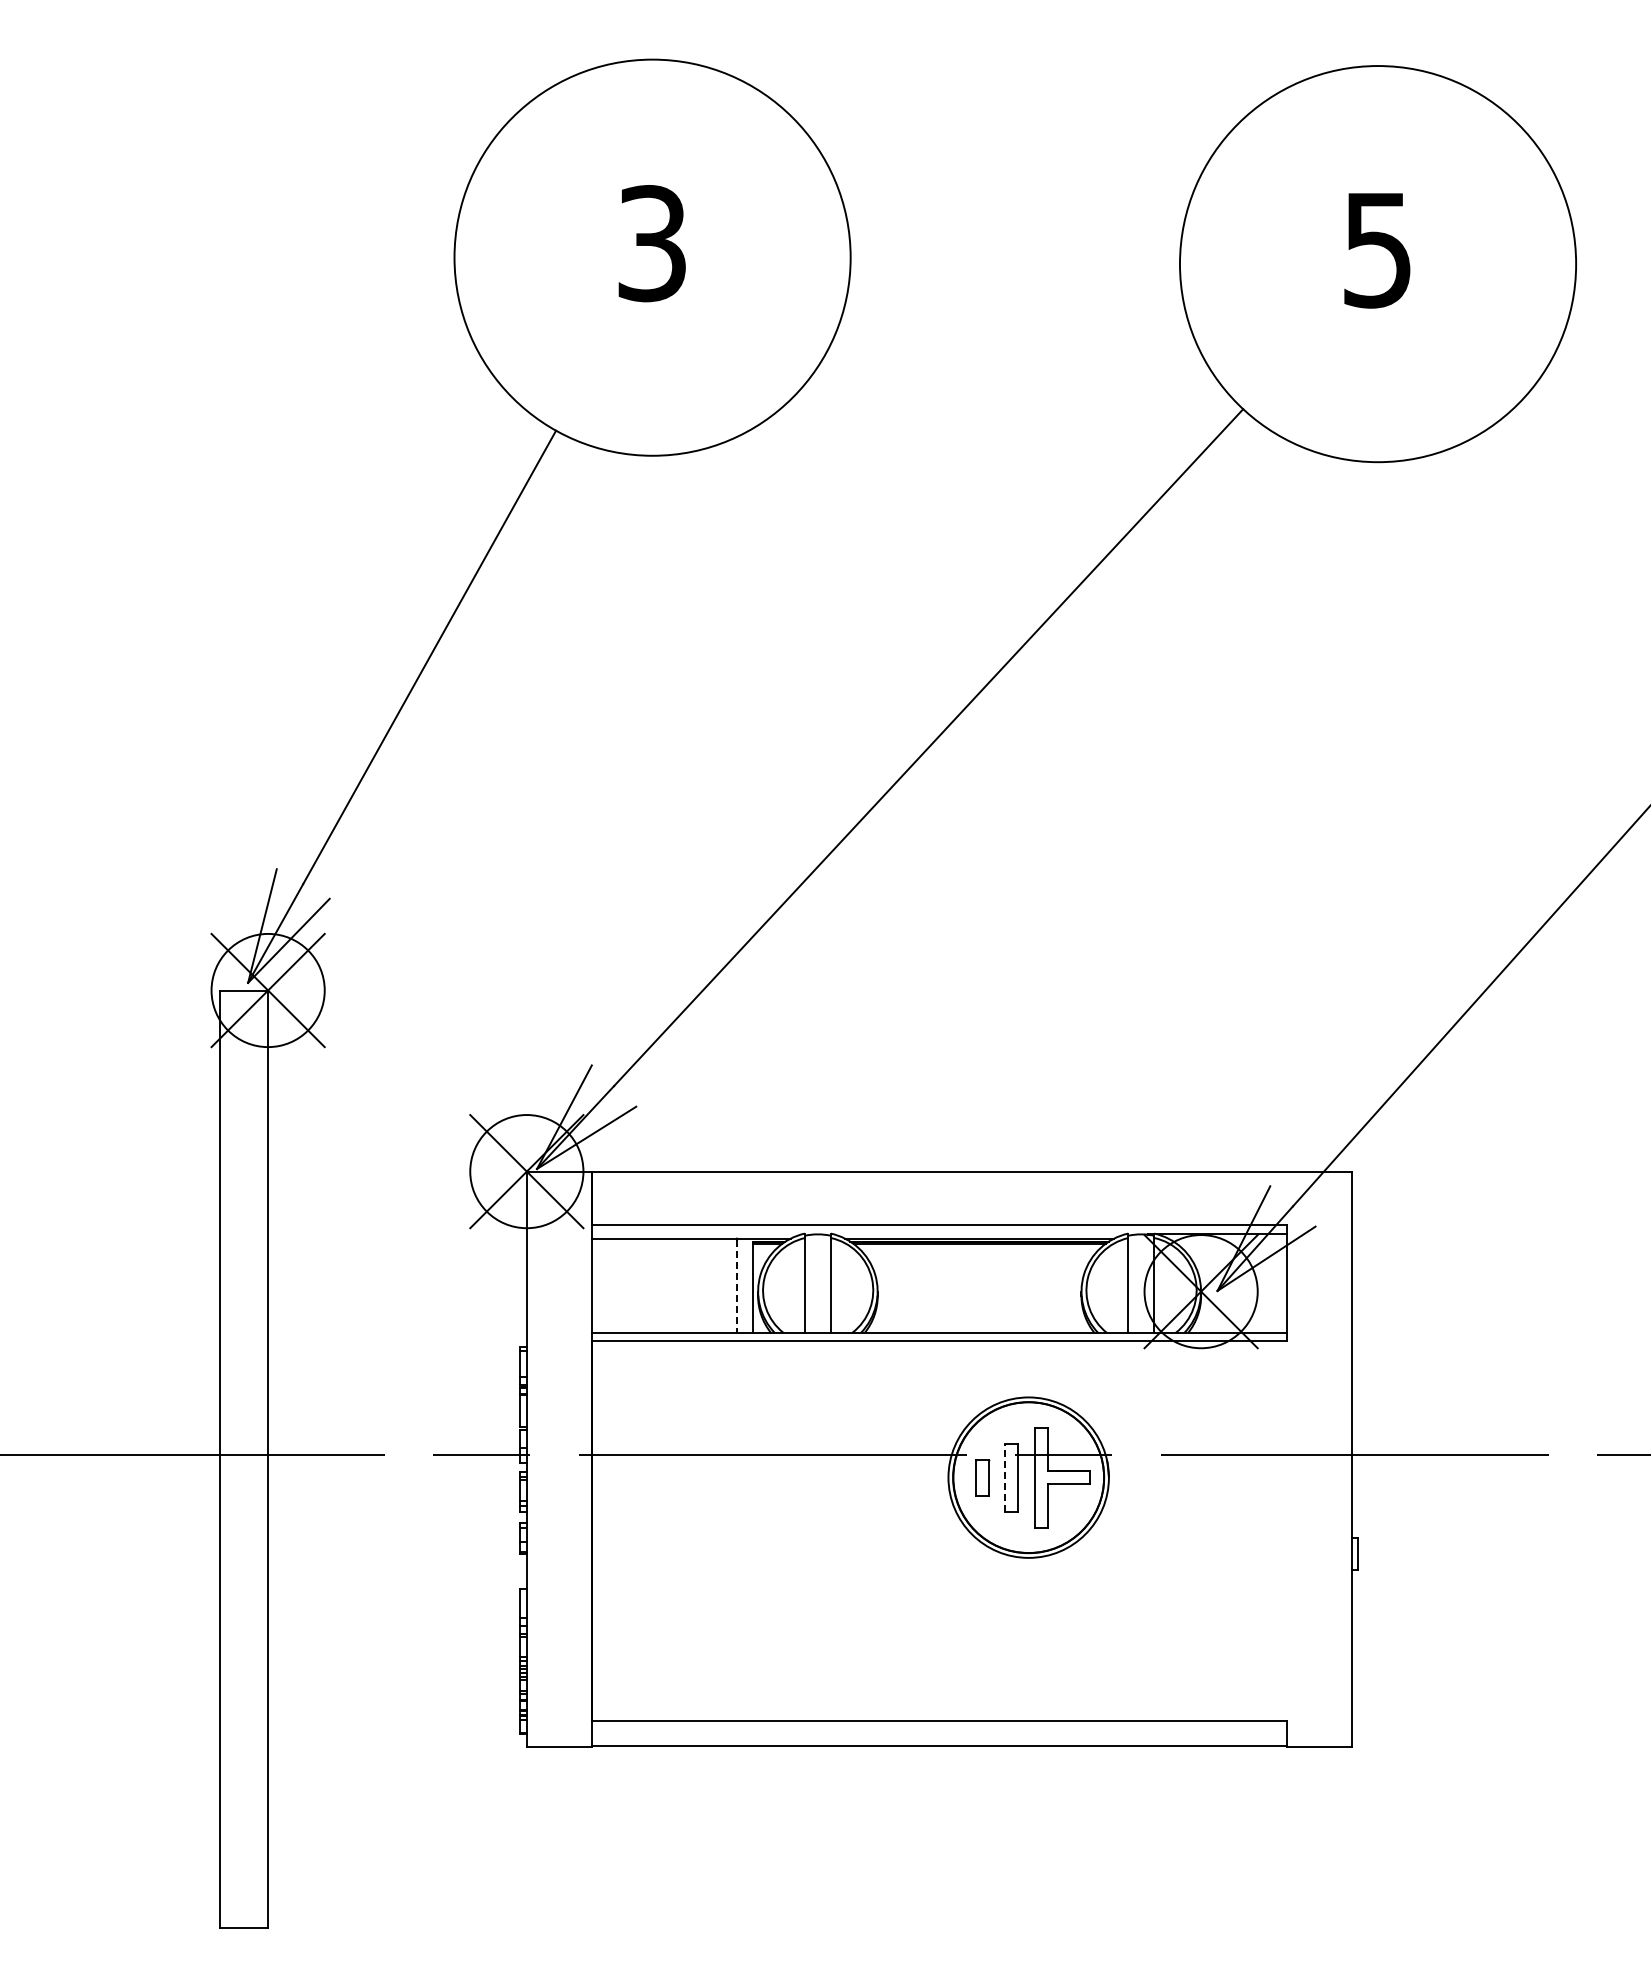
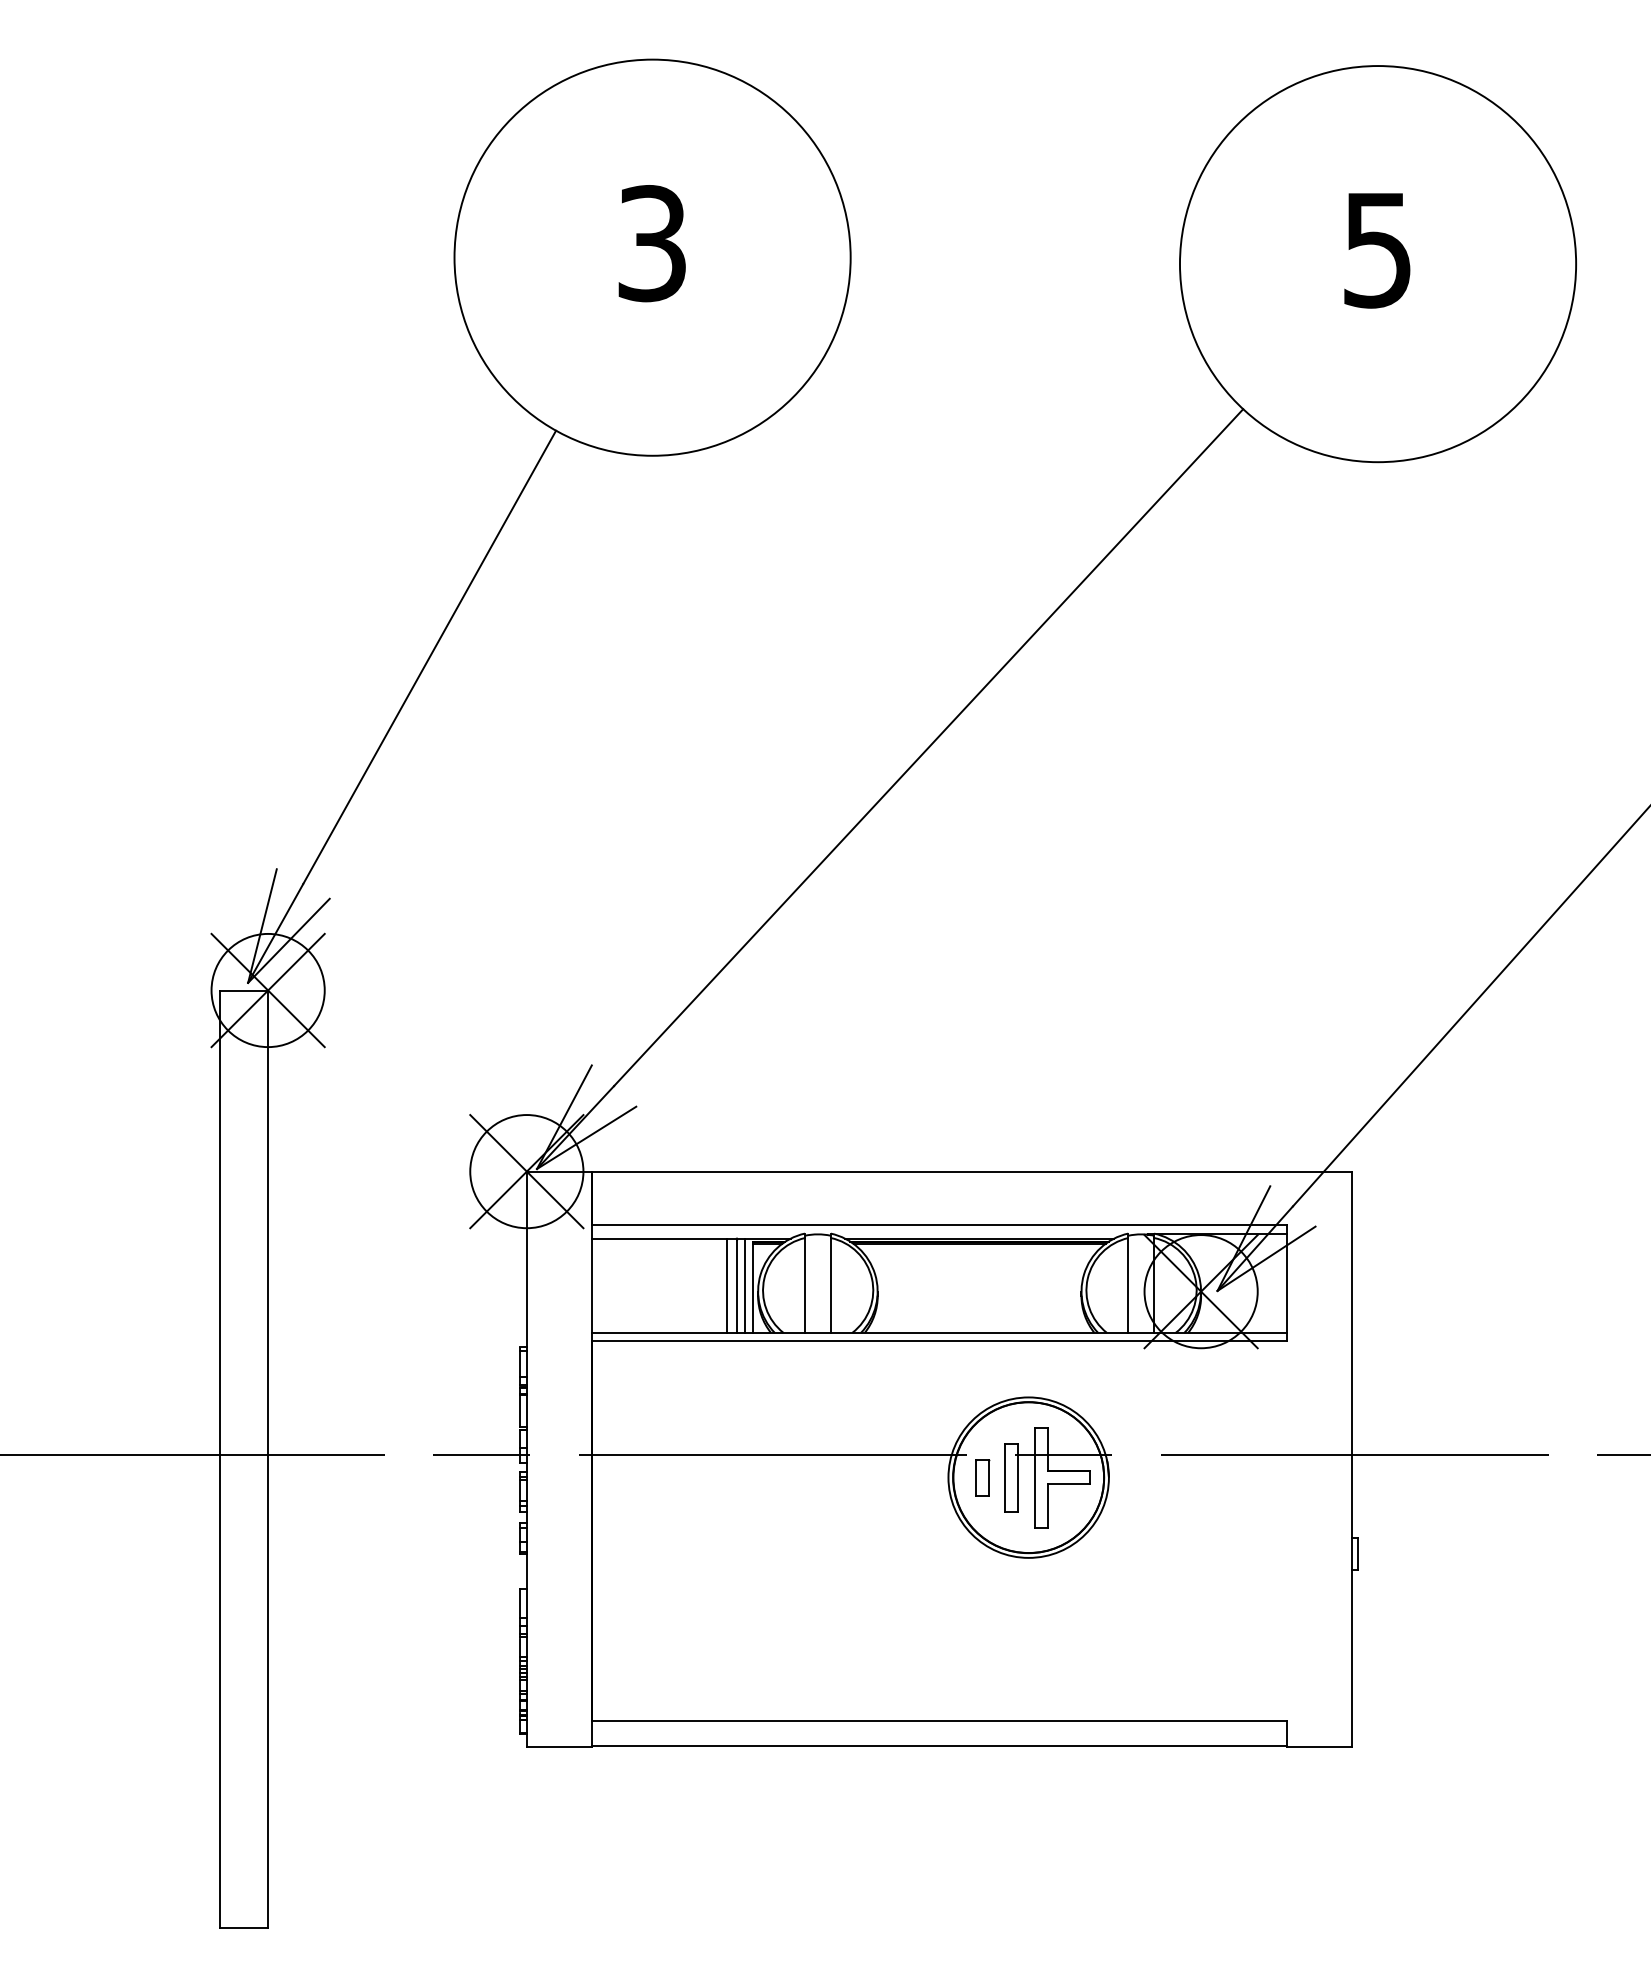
line: none -> present (727, 1285)
line: none -> present (745, 1285)
line: dashed -> solid (737, 1287)
line: dashed -> solid (1005, 1477)
